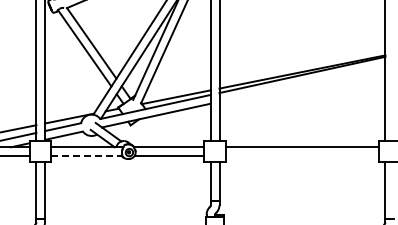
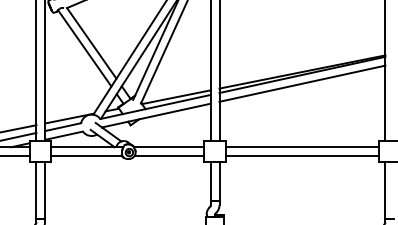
line: none -> present (302, 83)
line: dashed -> solid (87, 155)
line: none -> present (301, 155)
